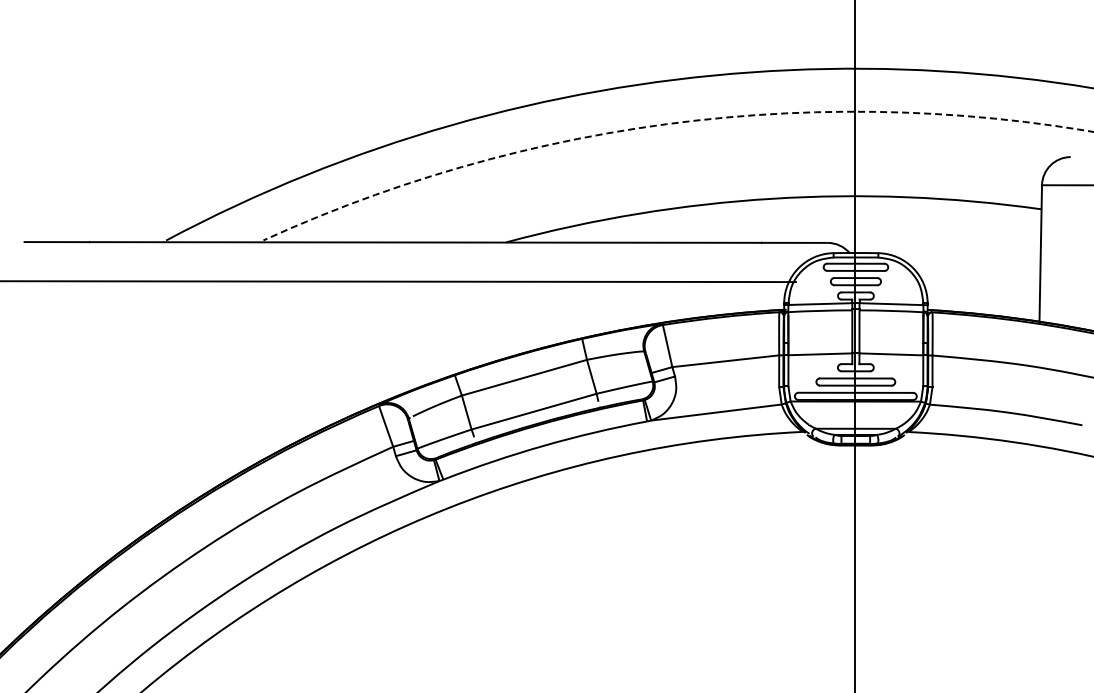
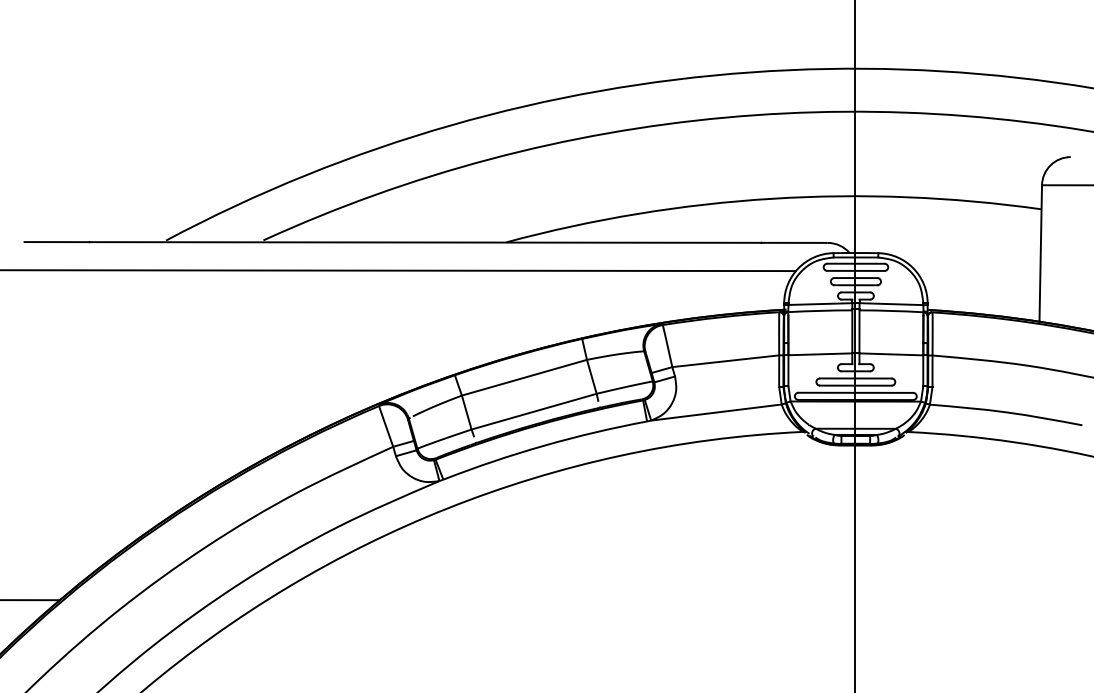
arc: dashed -> solid (669, 123)
line position: (398, 281) -> (398, 270) (398, 270)
line: none -> present (30, 600)
